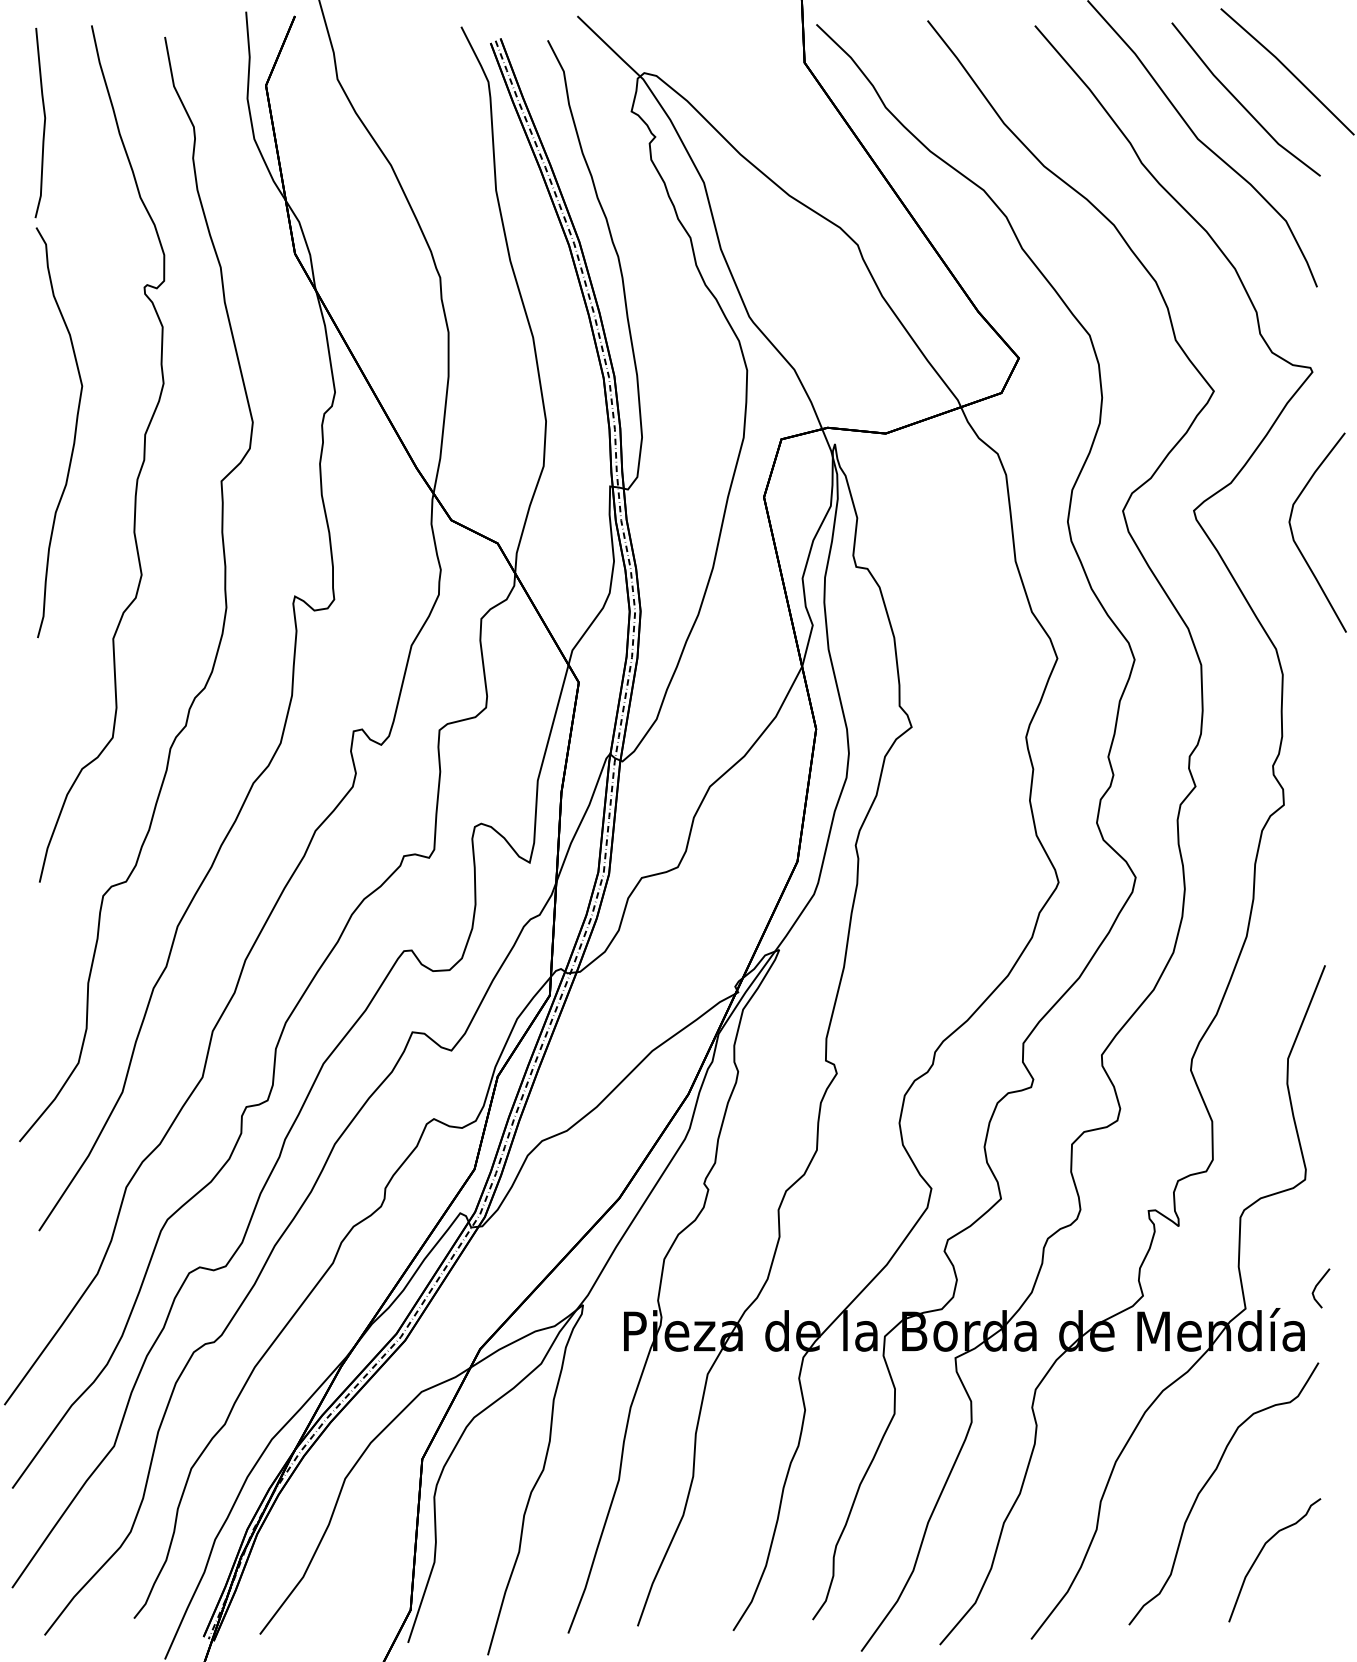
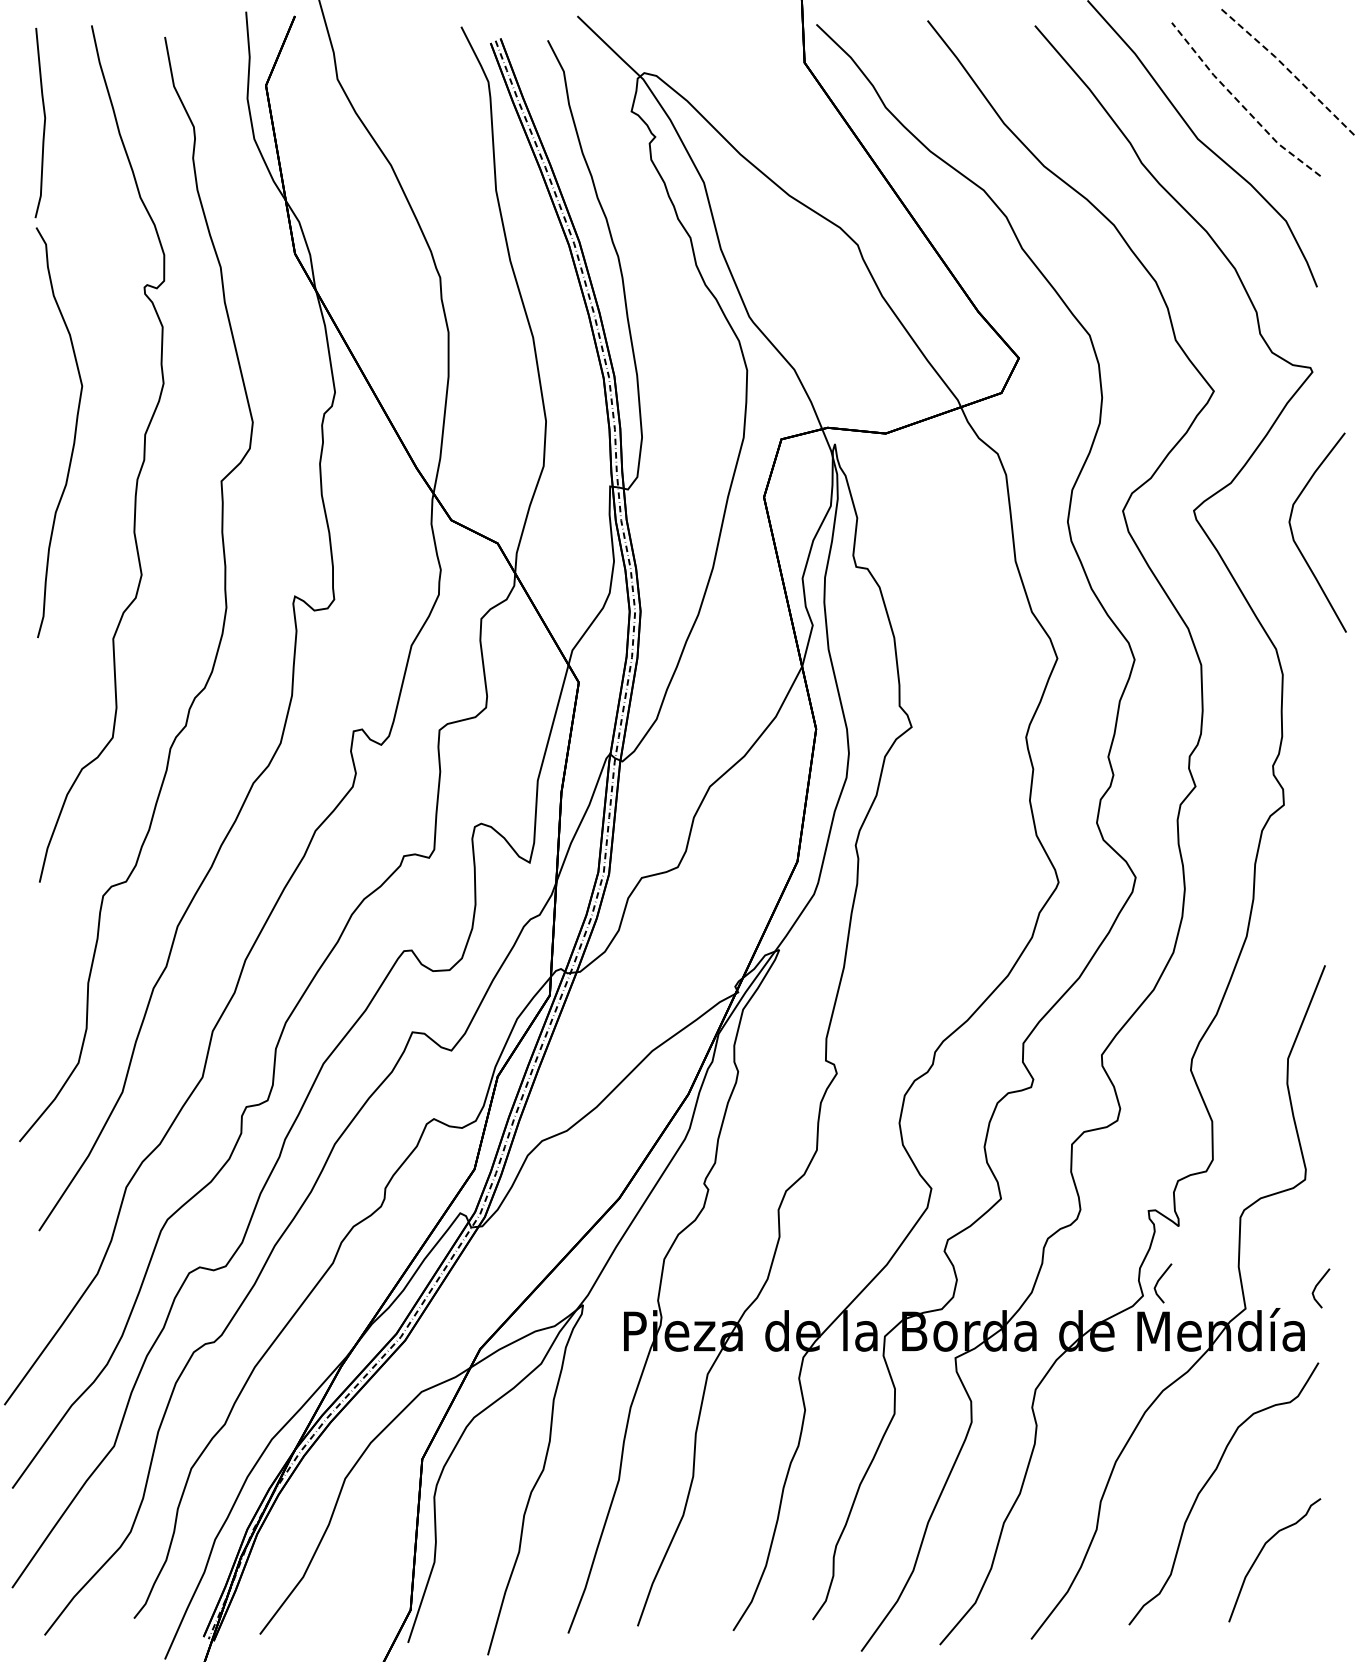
line: solid -> dashed (1288, 69)
line: solid -> dashed (1241, 104)
line: none -> present (1158, 1282)
